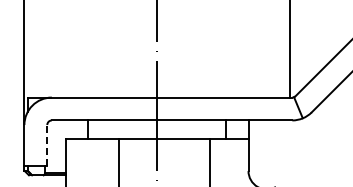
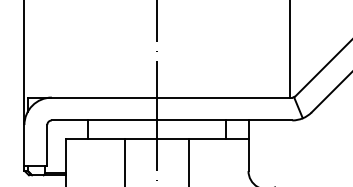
line: dashed -> solid (47, 145)
line position: (119, 160) -> (125, 160) (125, 160)
line position: (210, 160) -> (189, 160) (189, 160)
